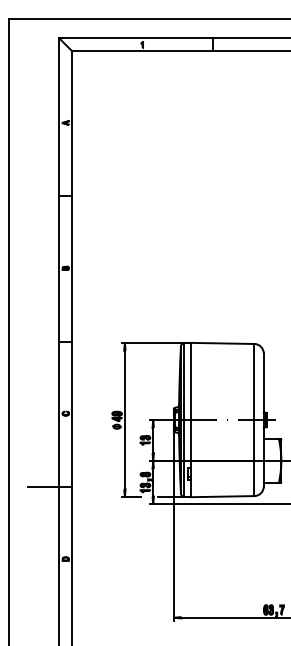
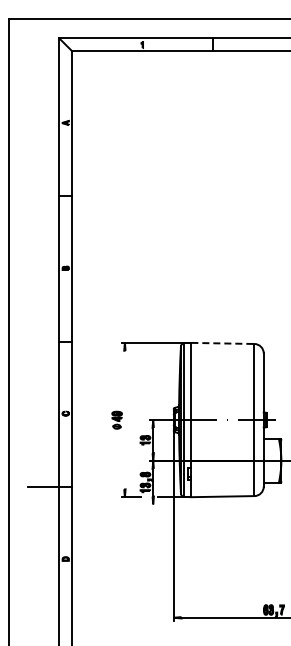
line: solid -> dashed (222, 343)
line: present -> none (124, 419)
line: present -> none (218, 504)
